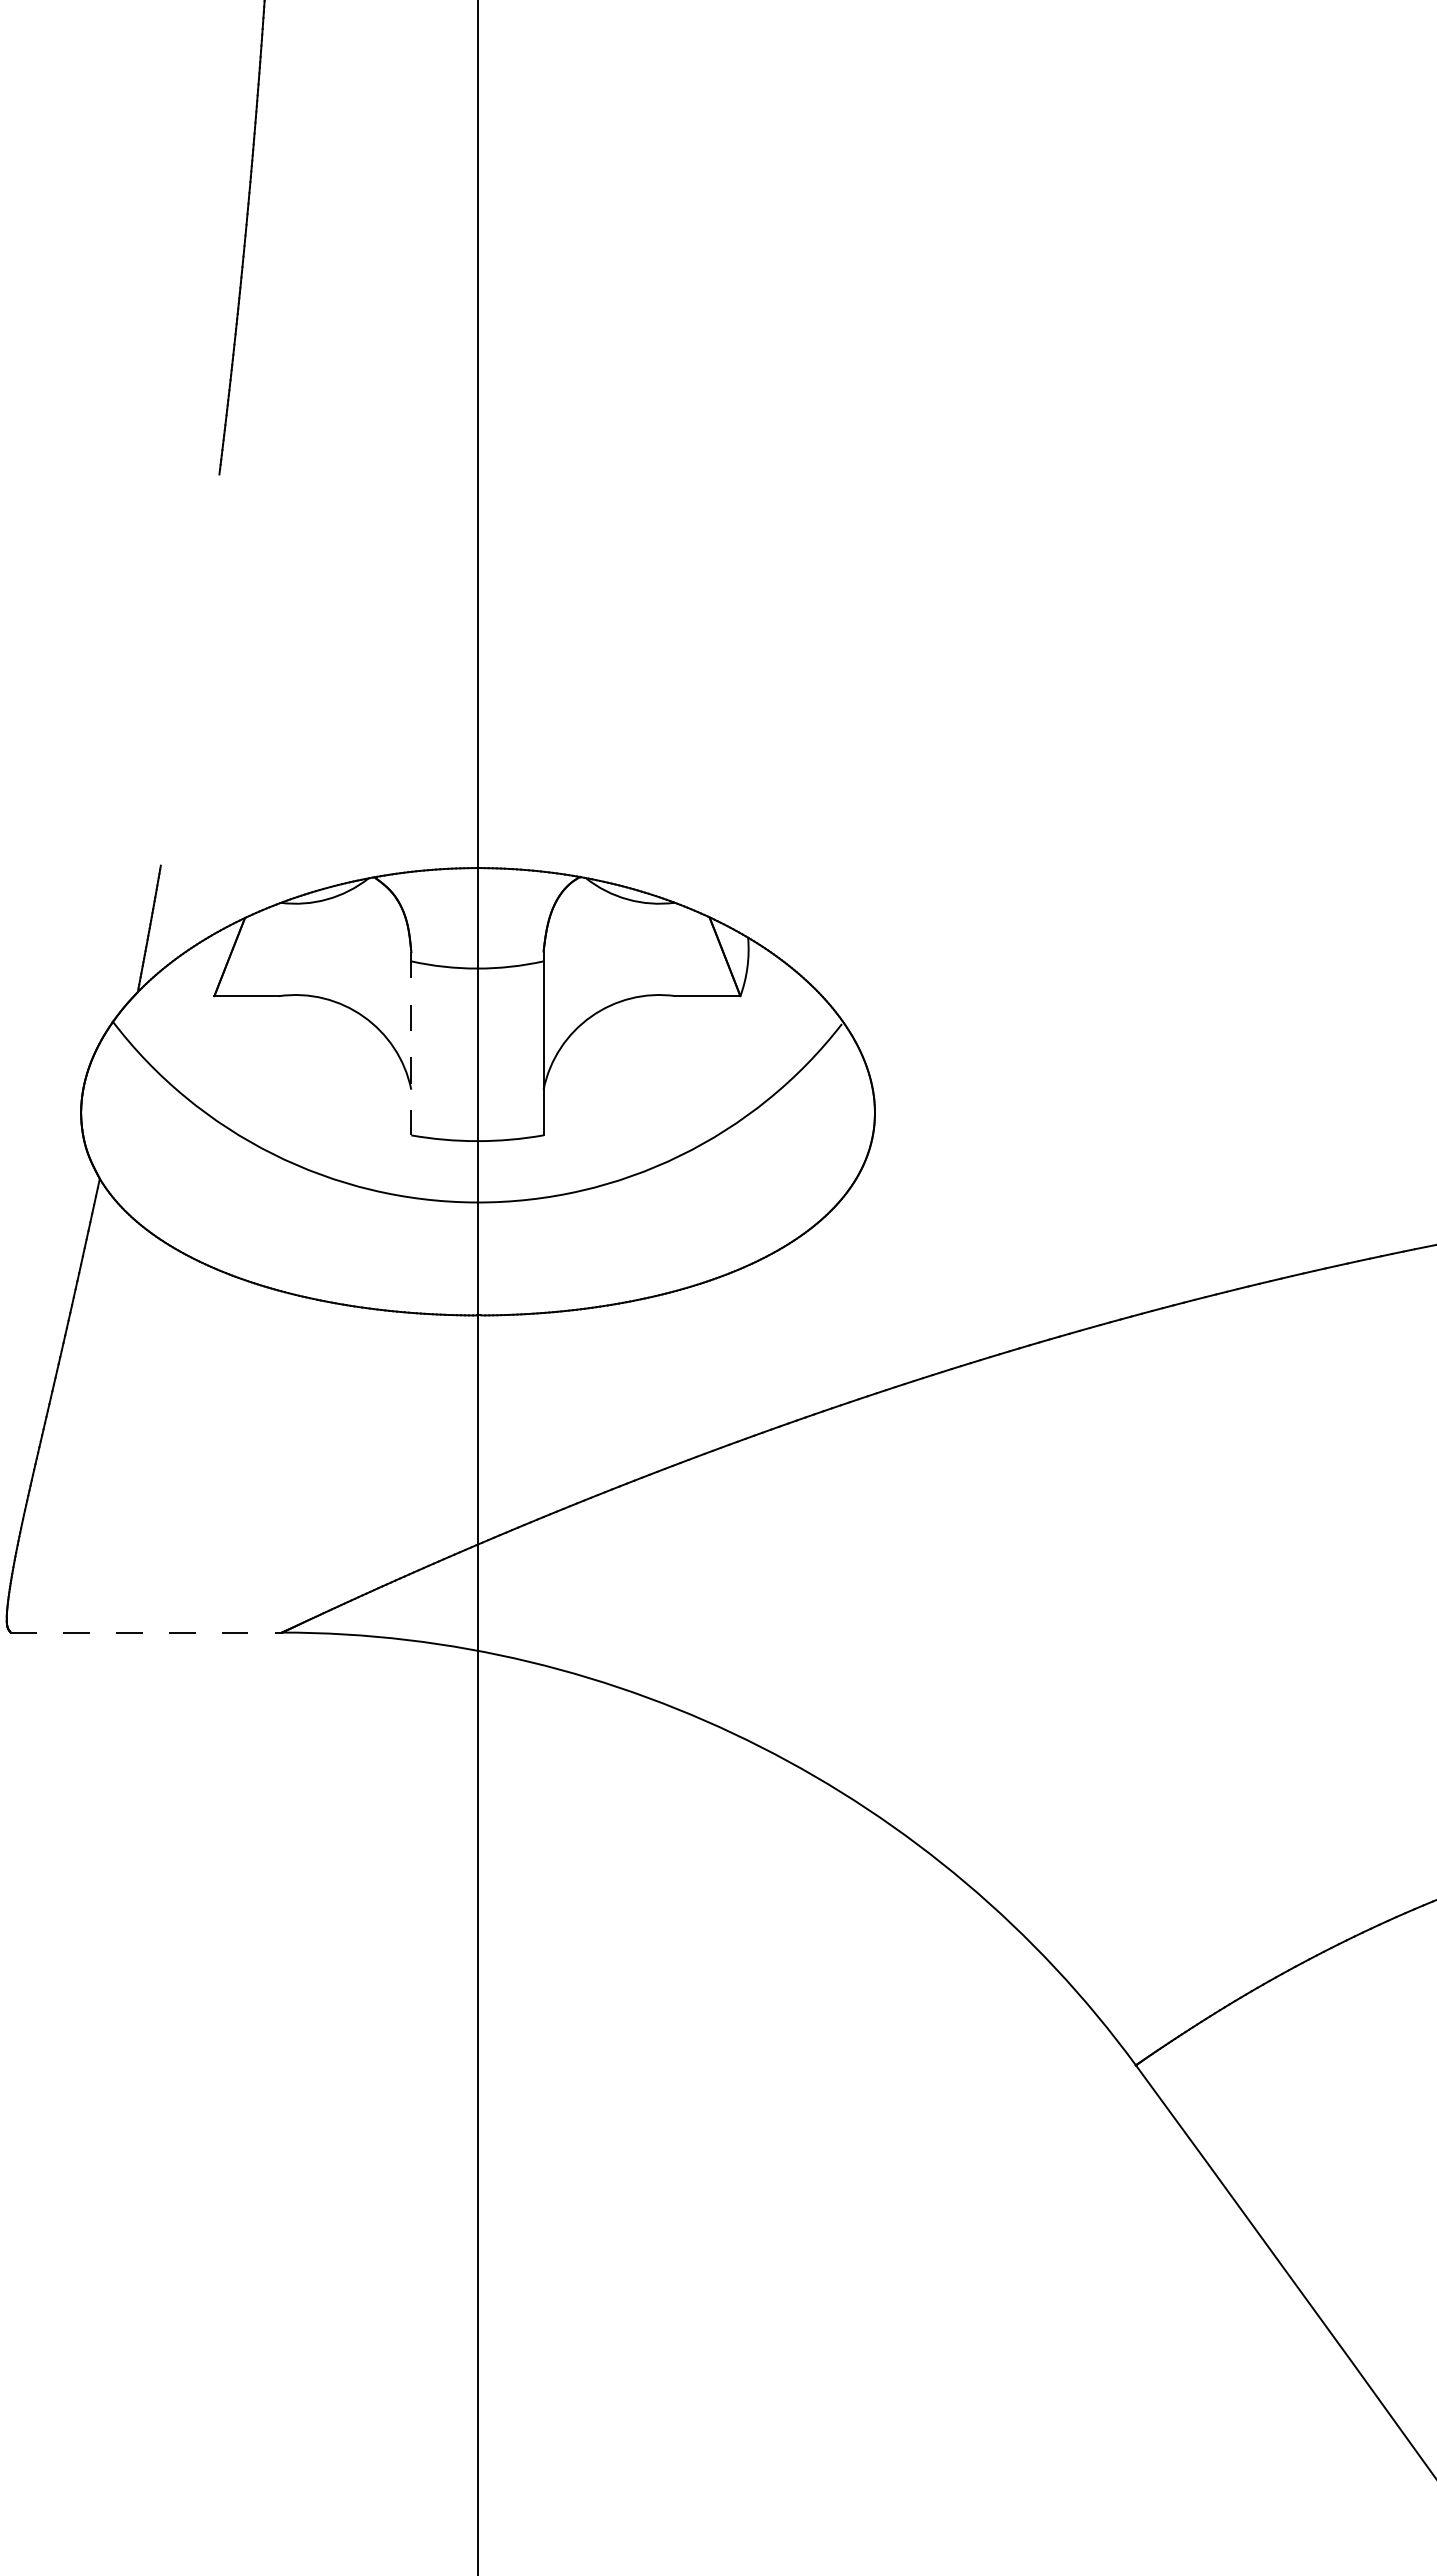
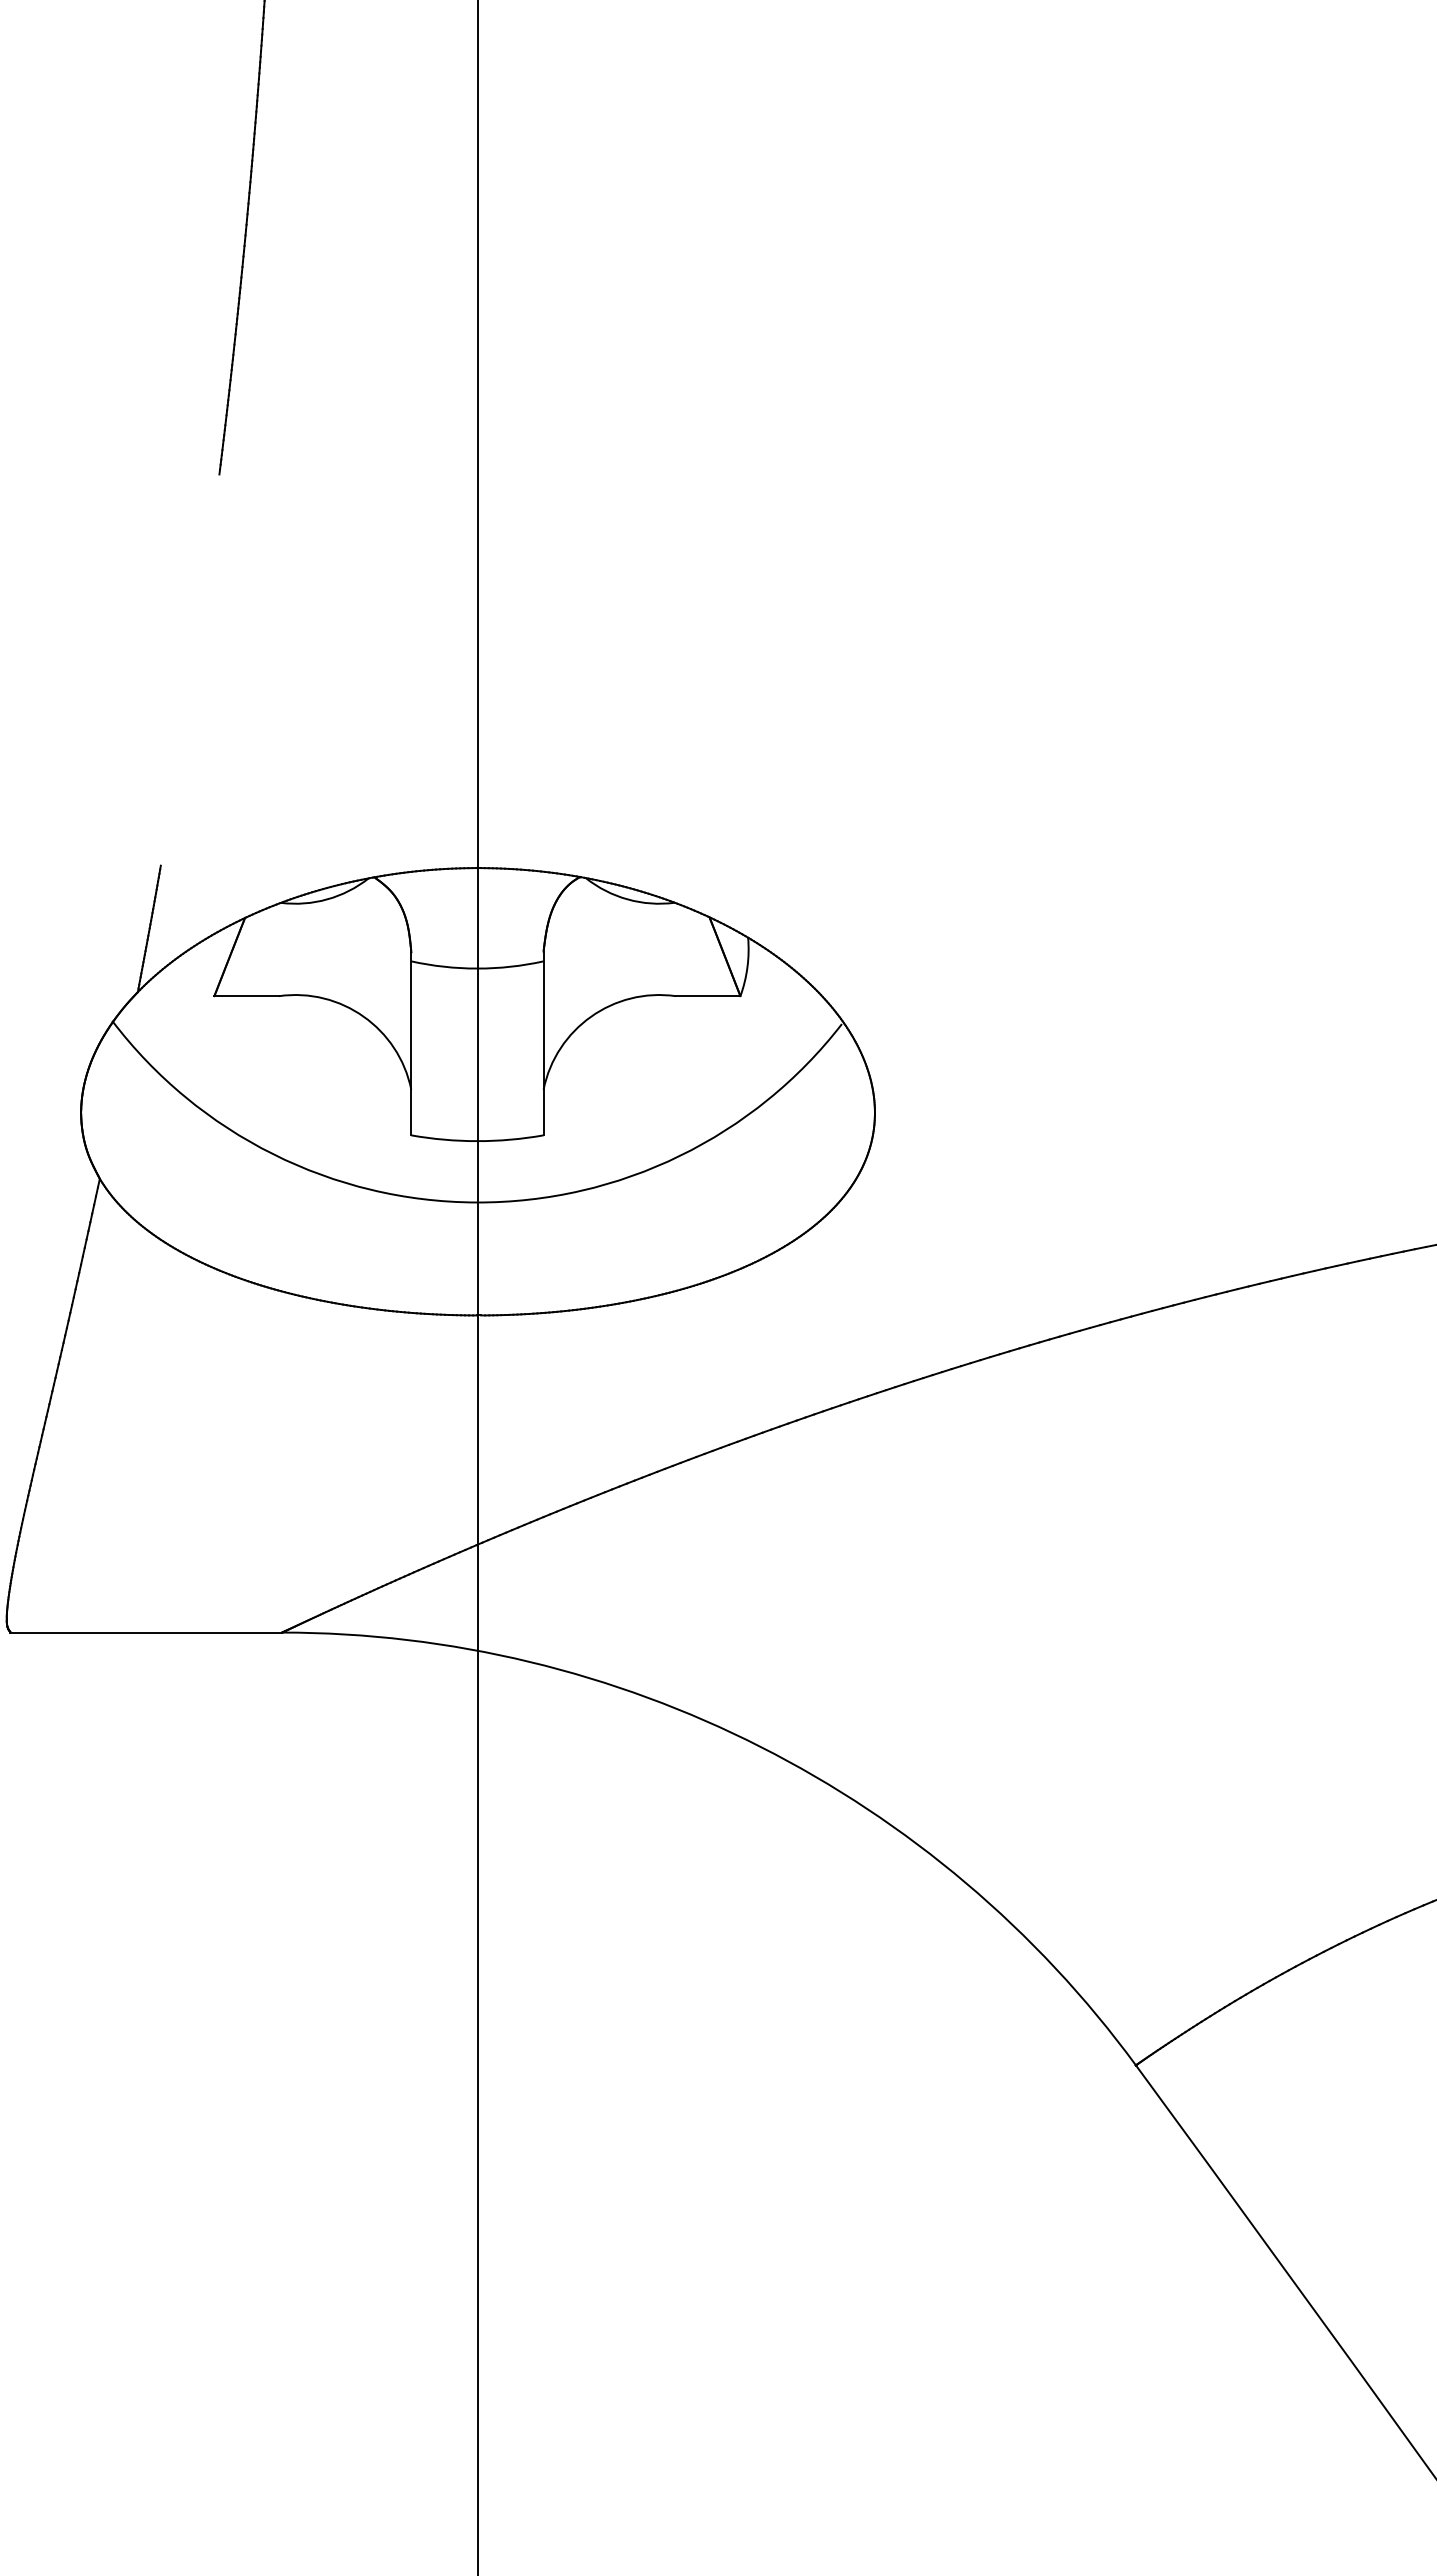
line: dashed -> solid (411, 1043)
line: dashed -> solid (146, 1632)
